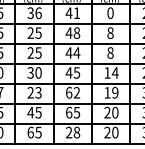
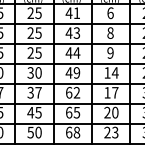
text: 0 -> 6 (110, 12)
text: 36 -> 25 (34, 13)
text: 48 -> 43 (76, 32)
text: 8 -> 9 (110, 52)
text: 45 -> 49 (76, 72)
text: 23 -> 37 (34, 92)
text: 19 -> 17 (115, 92)
text: 65 -> 50 (34, 132)
text: 28 -> 68 (69, 132)
text: 20 -> 23 (115, 132)
